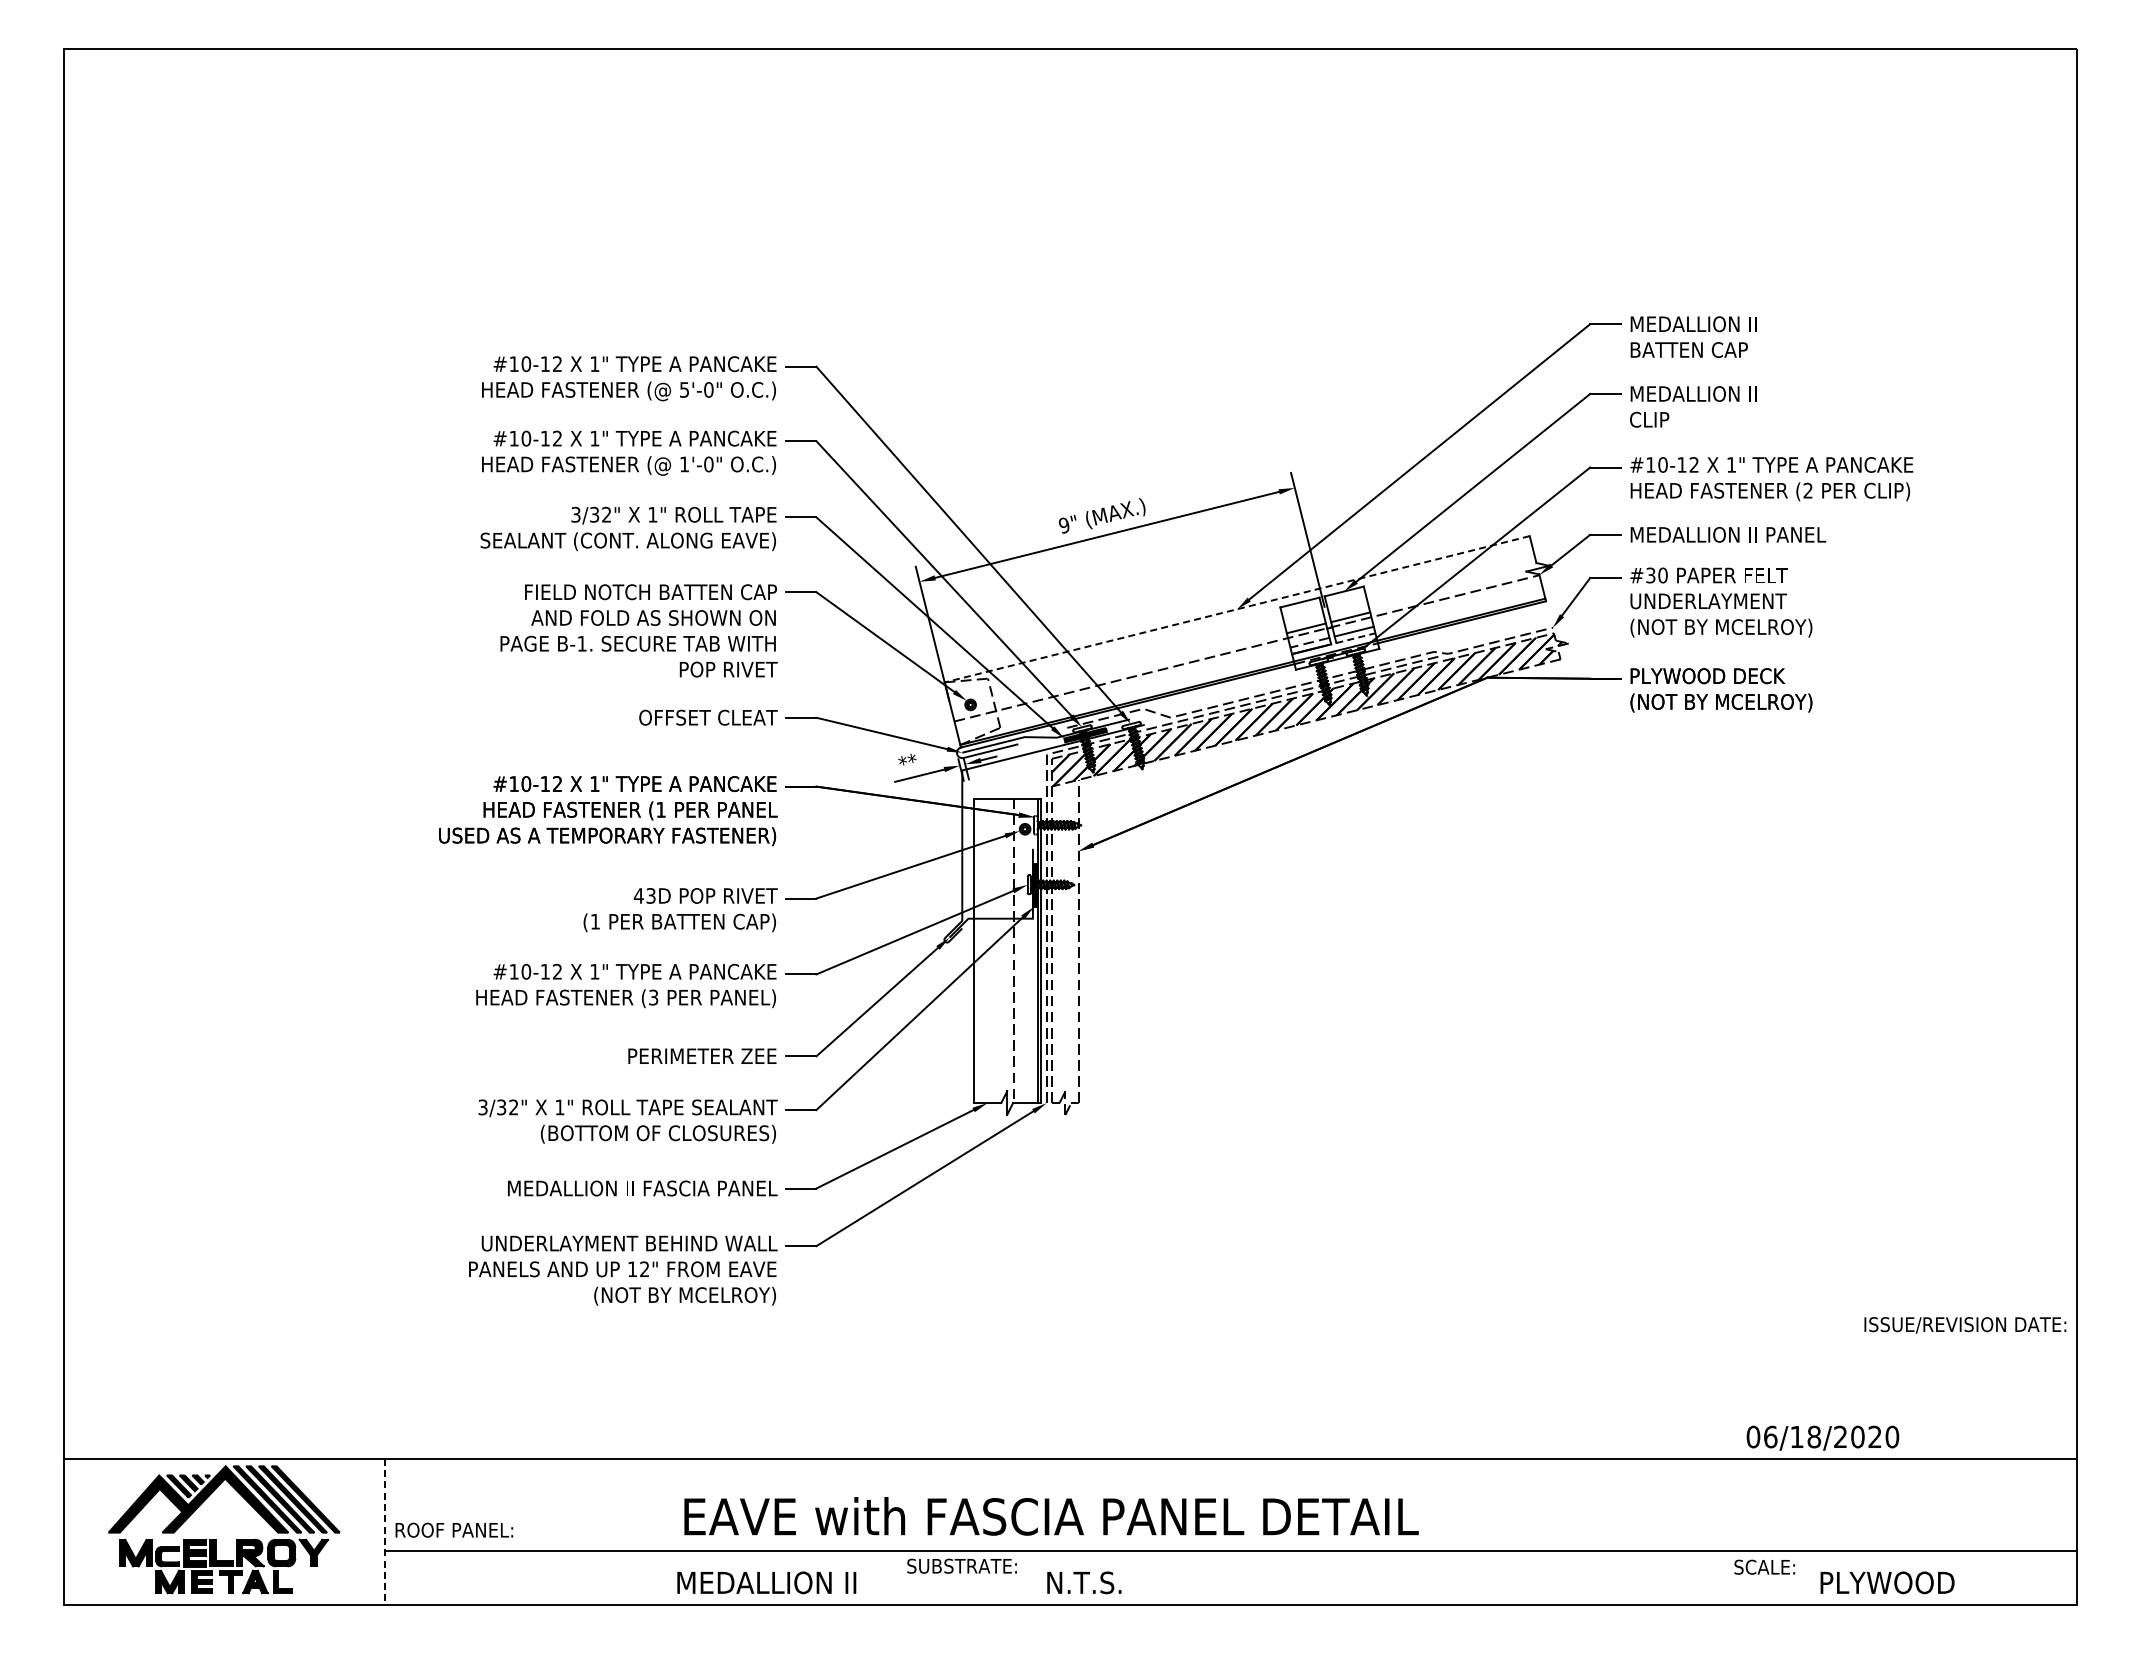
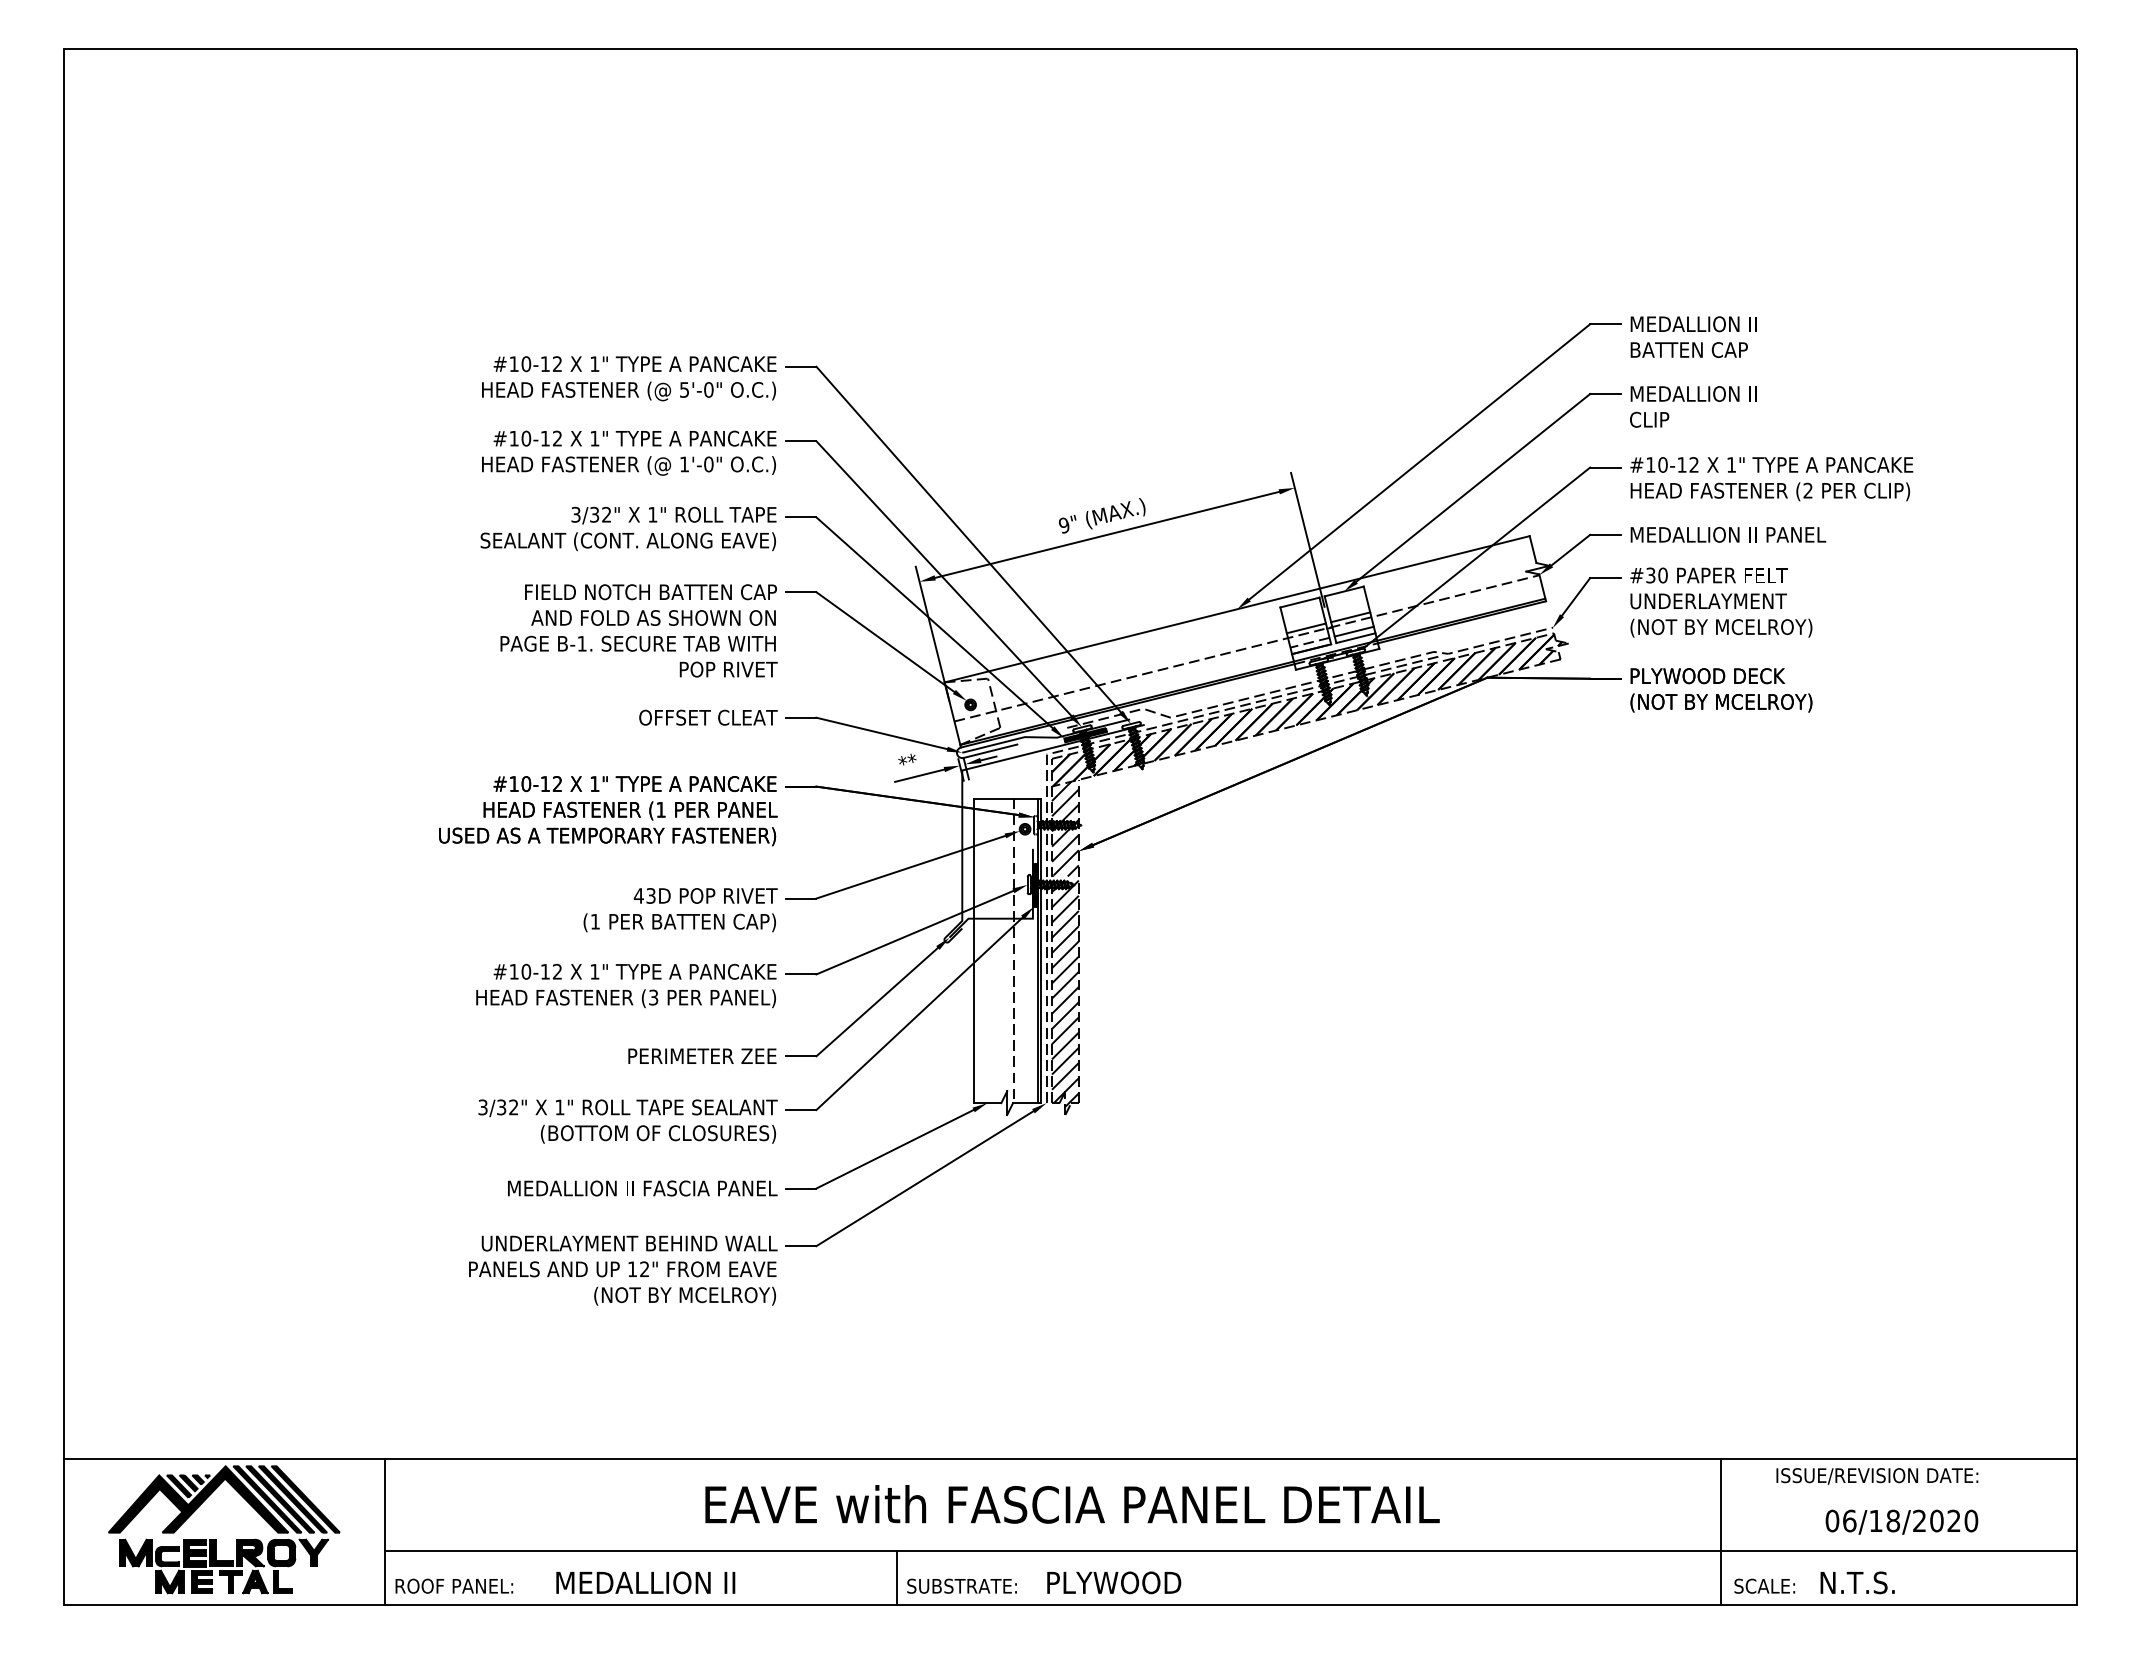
line: dashed -> solid (1237, 609)
line: dashed -> solid (1356, 638)
hatch: none -> present (1065, 943)
text position: (1965, 1325) -> (1877, 1476) (1877, 1476)
text position: (1822, 1437) -> (1901, 1521) (1901, 1521)
text position: (1051, 1516) -> (1072, 1504) (1072, 1504)
text position: (454, 1529) -> (454, 1585) (454, 1585)
line: dashed -> solid (384, 1531)
line: none -> present (1721, 1531)
text position: (961, 1565) -> (961, 1585) (961, 1585)
text position: (1764, 1566) -> (1764, 1585) (1764, 1585)
line: none -> present (896, 1577)
text position: (766, 1582) -> (645, 1582) (645, 1582)
text: N.T.S. -> PLYWOOD (1115, 1582)
text: PLYWOOD -> N.T.S. (1888, 1582)
